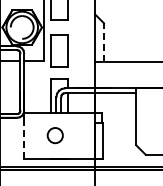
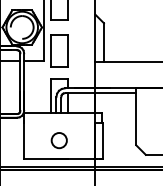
line: dashed -> solid (103, 41)
circle position: (54, 135) -> (58, 140) (58, 140)
line: dashed -> solid (24, 140)
